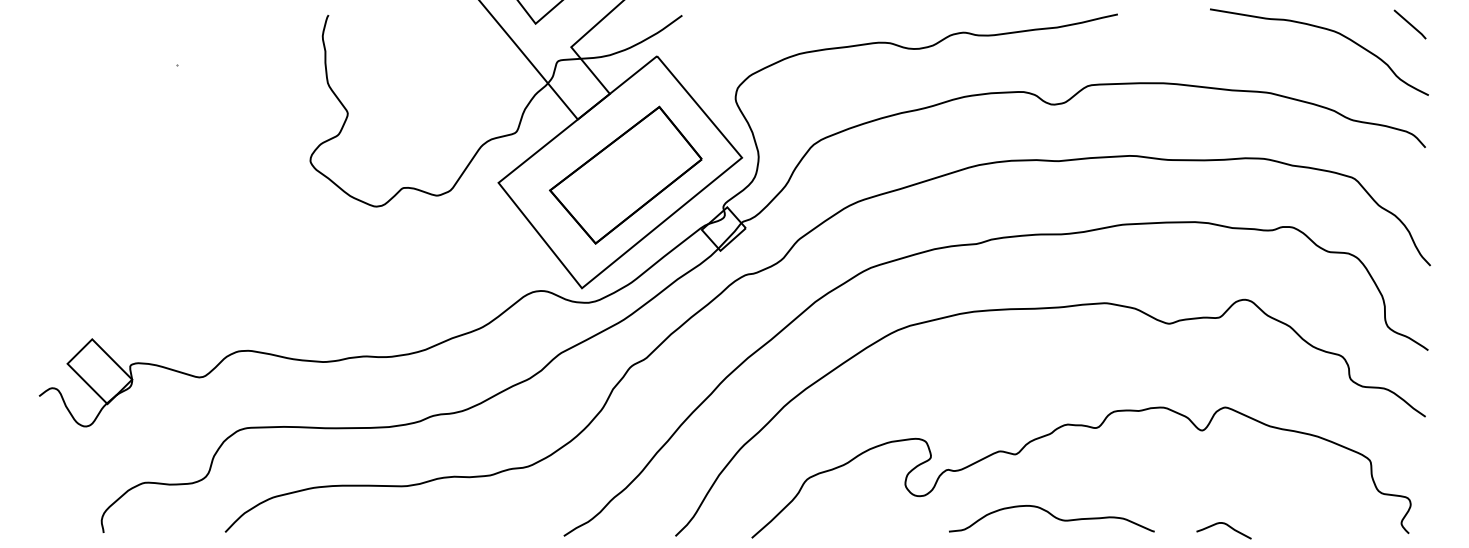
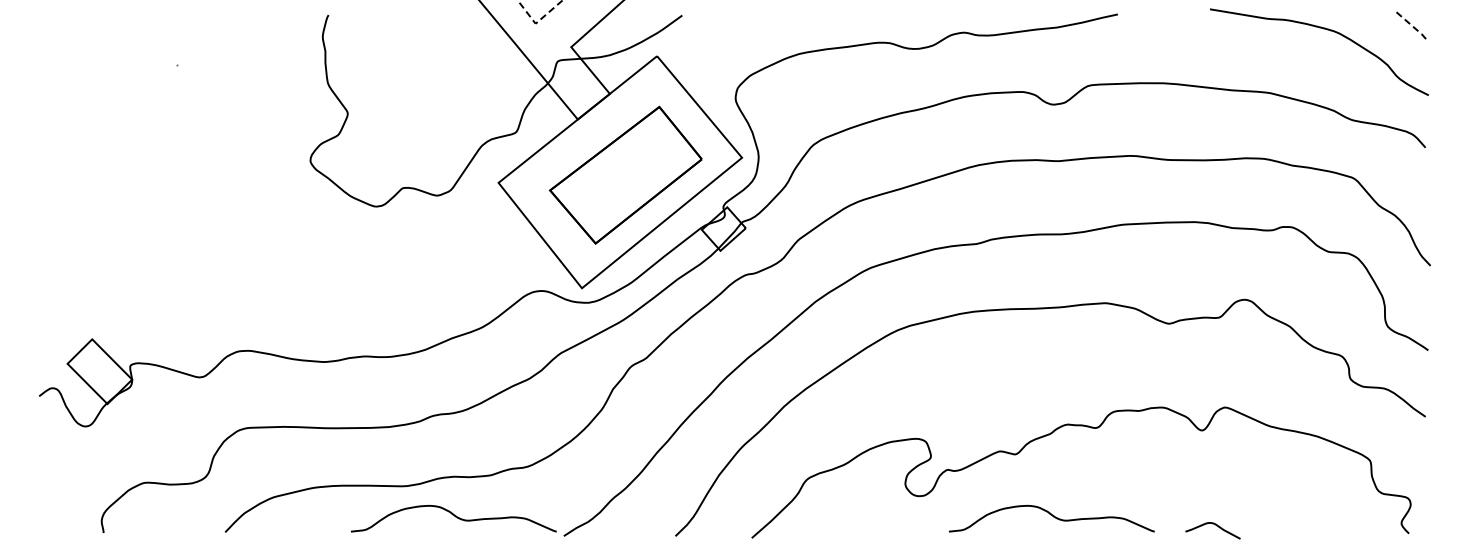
line: solid -> dashed (537, 21)
line: solid -> dashed (1410, 24)
curve: none -> present (454, 516)
curve position: (1227, 526) -> (1216, 526) (1216, 526)
